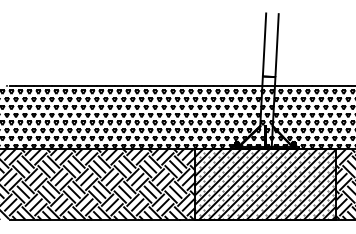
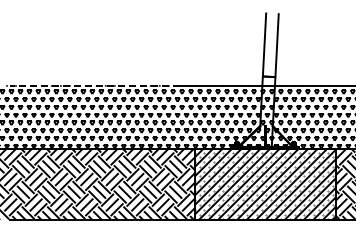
line: solid -> dashed (94, 85)
